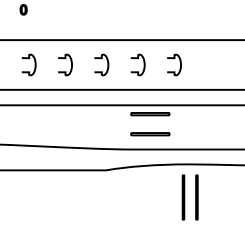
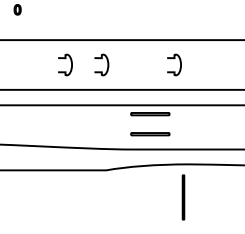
part position: (23, 9) -> (17, 9) (17, 9)
curve: present -> none (28, 59)
curve: present -> none (137, 59)
line: present -> none (196, 197)
